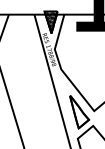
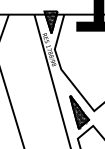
hatch: none -> present (79, 111)
